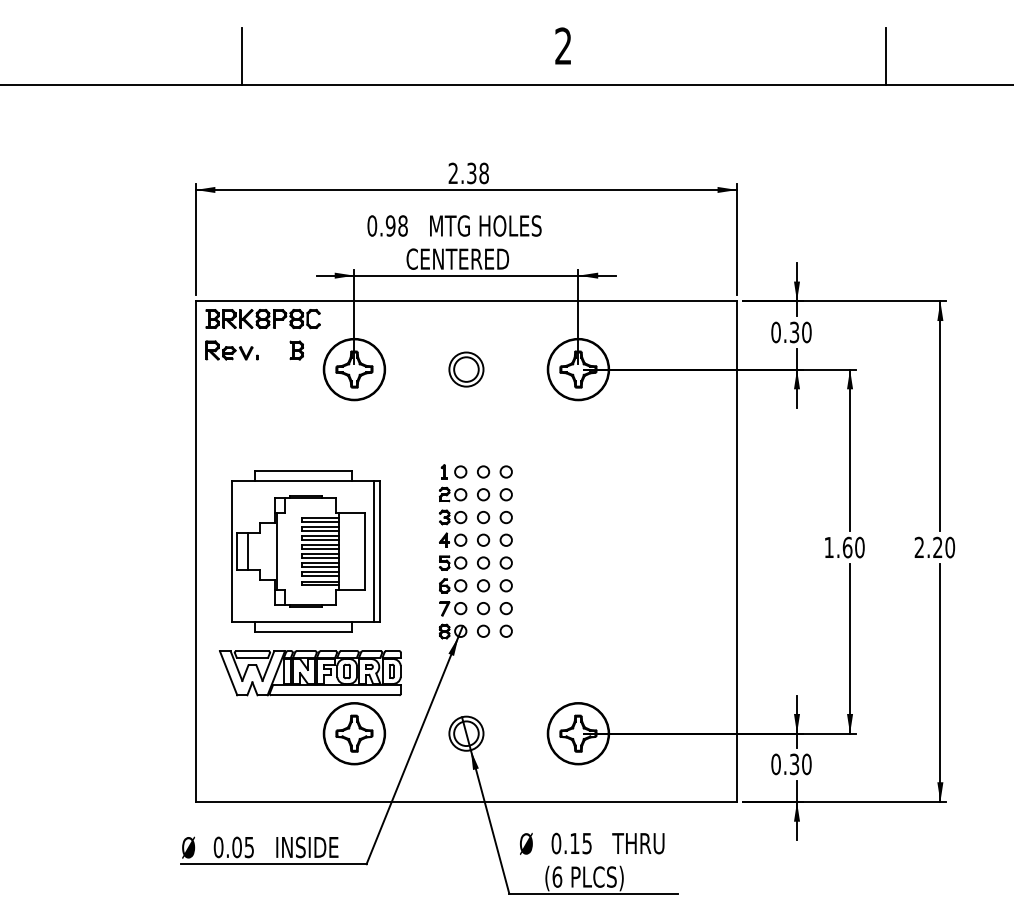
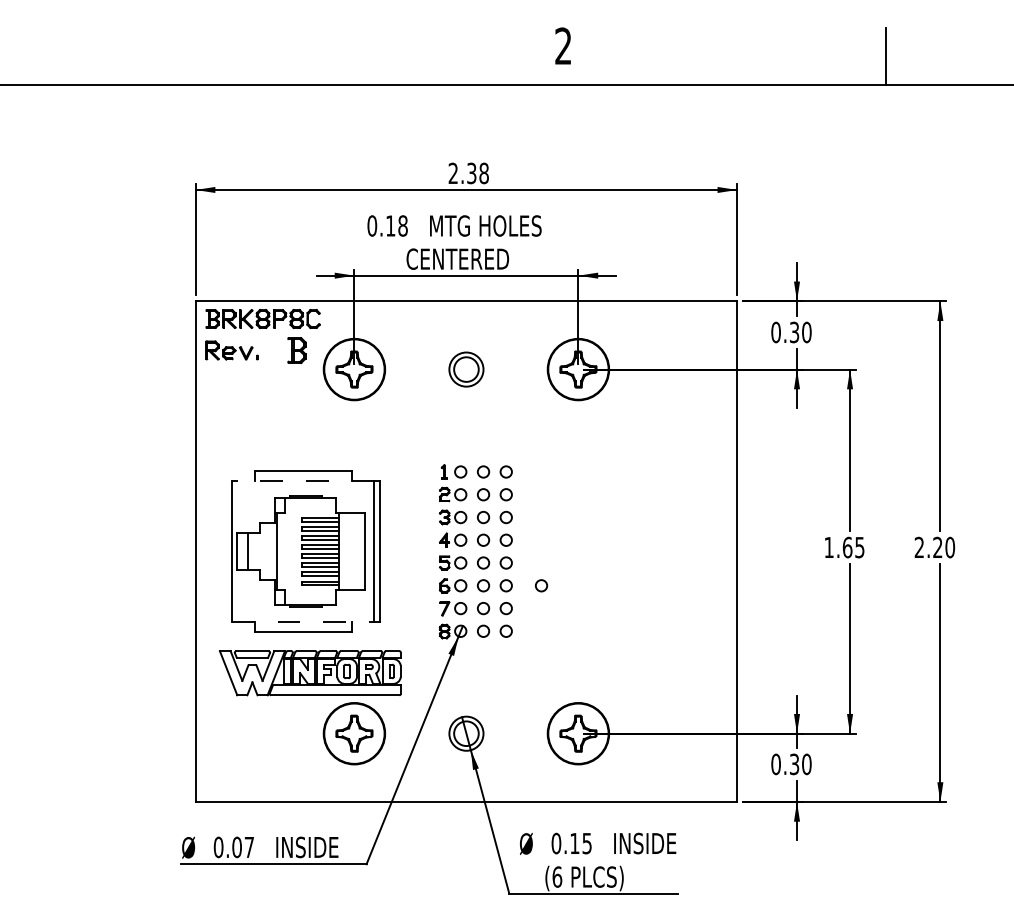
line: present -> none (241, 55)
text: 0.98 -> 0.18 (390, 225)
part size: 15x21 px -> 20x27 px (296, 350)
line: solid -> dashed (302, 481)
text: 1.60 -> 1.65 (859, 547)
circle: none -> present (541, 585)
line: solid -> dashed (303, 622)
text: THRU -> INSIDE (644, 843)
text: 0.05 -> 0.07 (248, 847)
